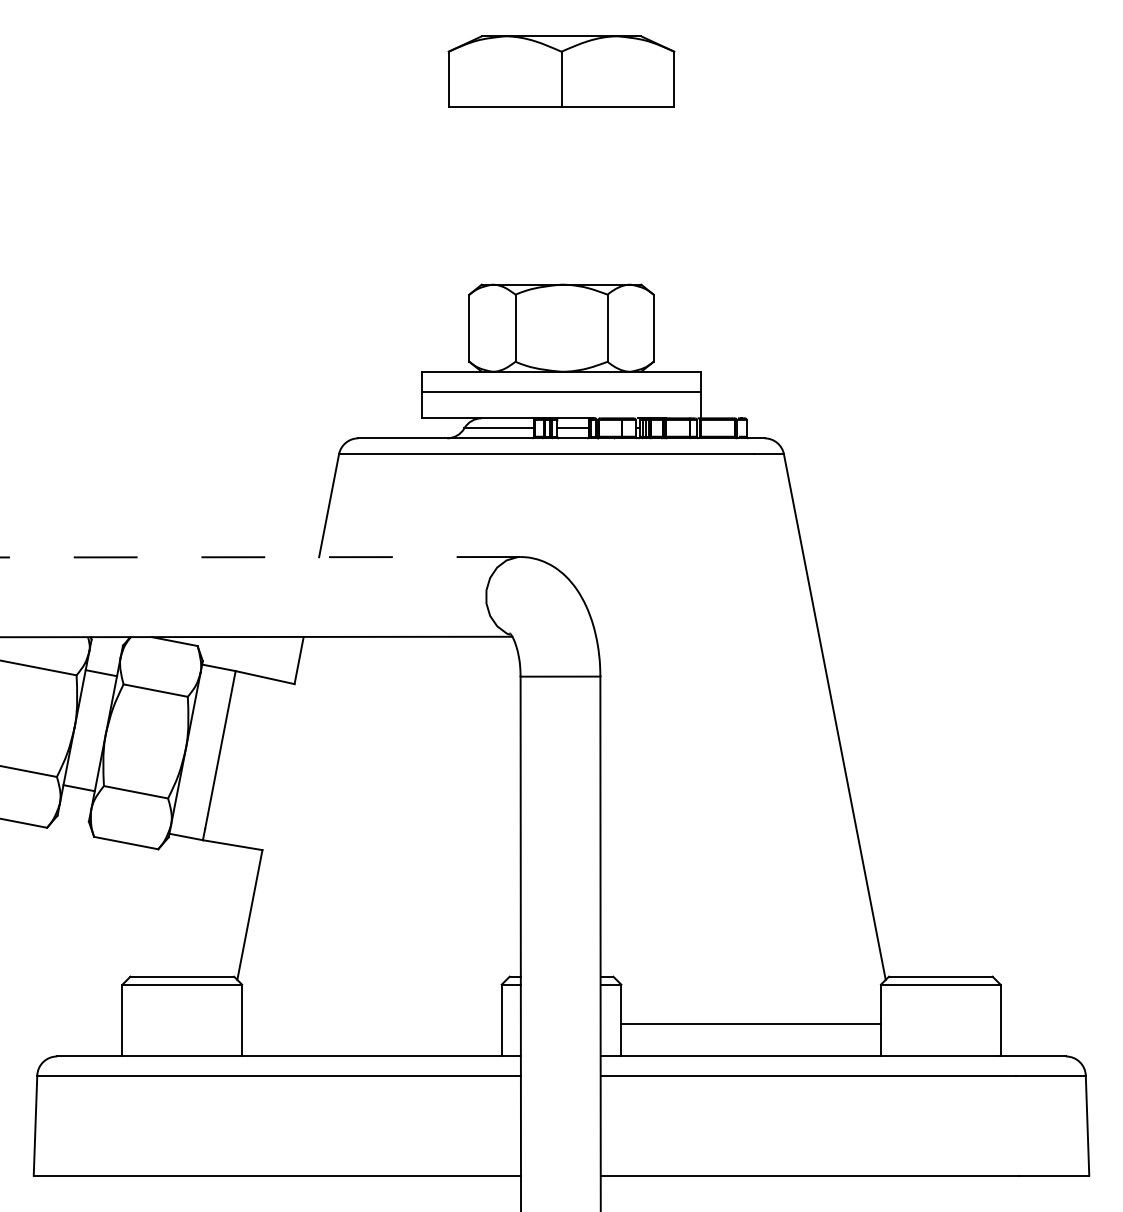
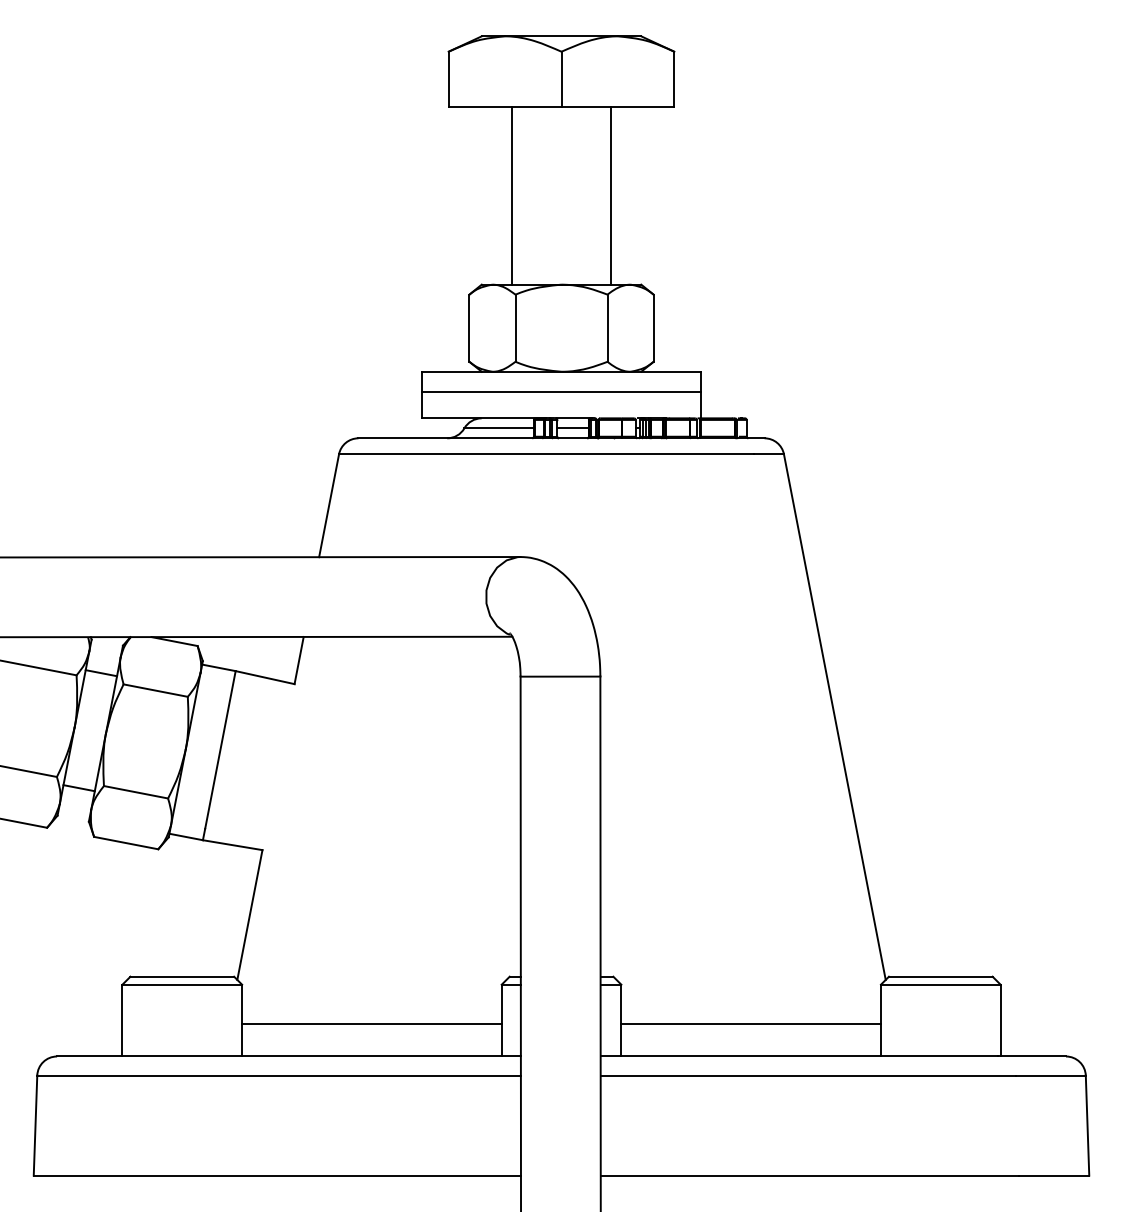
line: none -> present (511, 195)
line: none -> present (611, 195)
line: dashed -> solid (260, 557)
line: none -> present (371, 1024)
